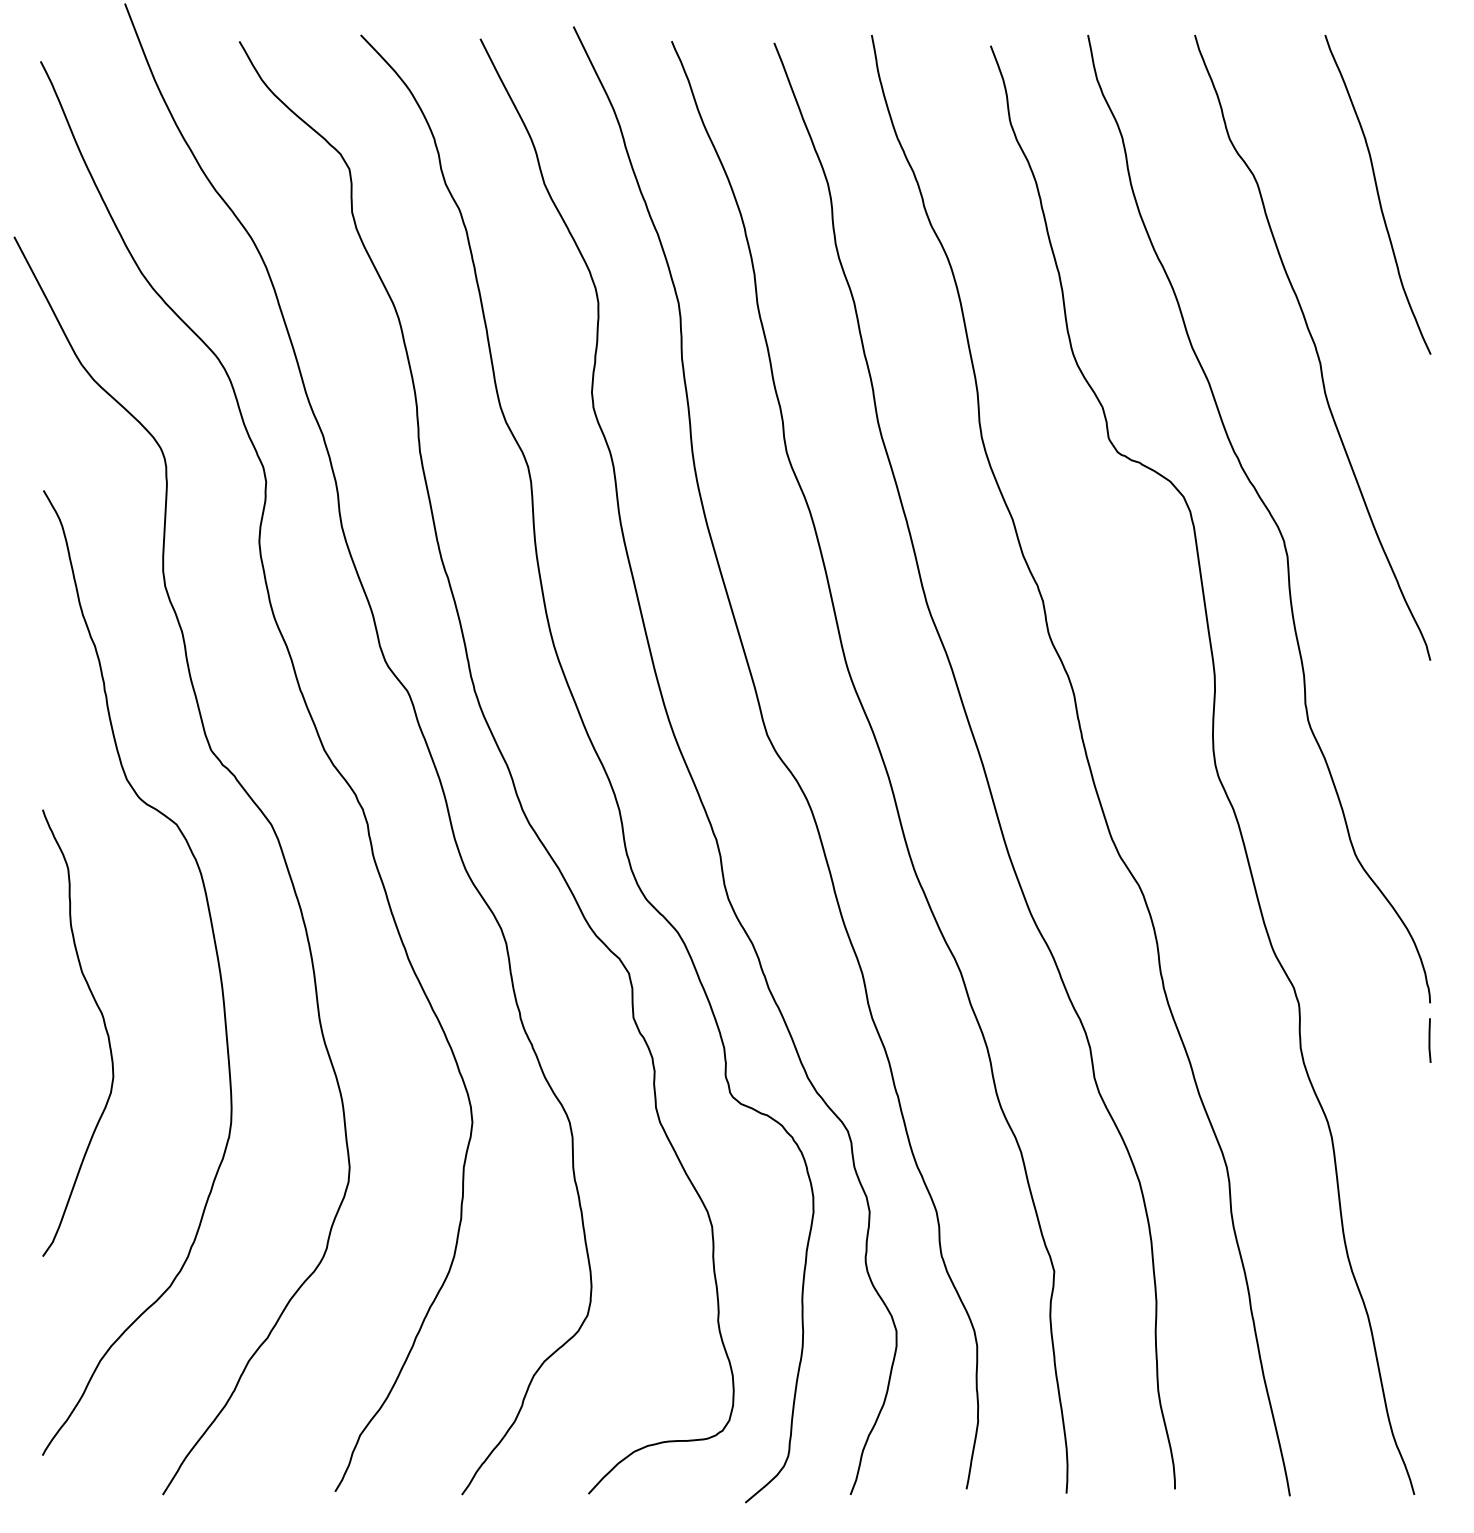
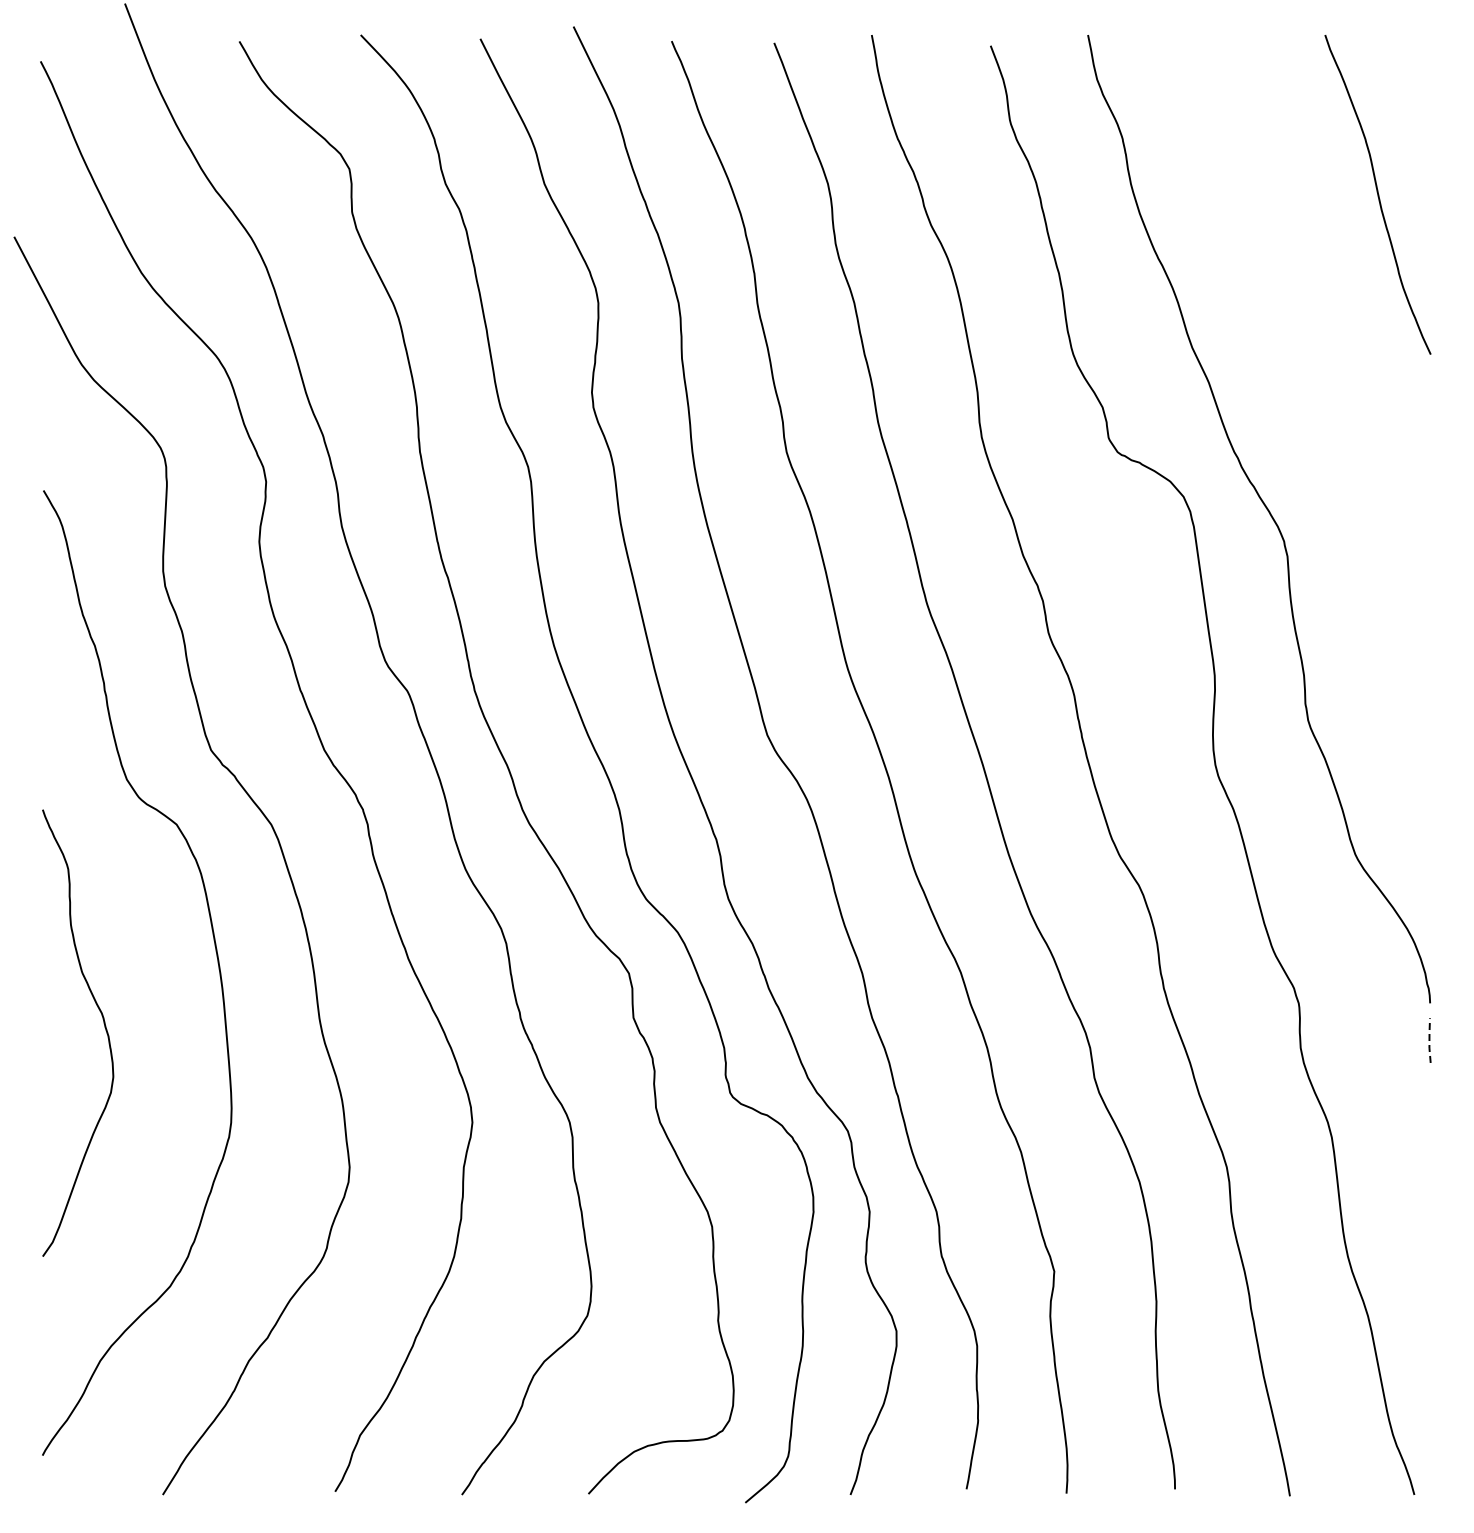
curve: present -> none (1314, 347)
line: solid -> dashed (1429, 1040)
